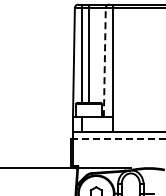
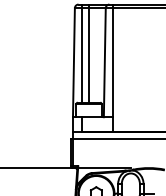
line: dashed -> solid (104, 62)
line: dashed -> solid (118, 139)
